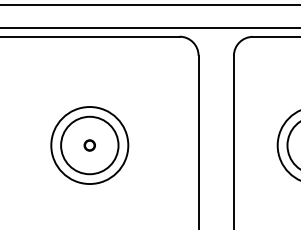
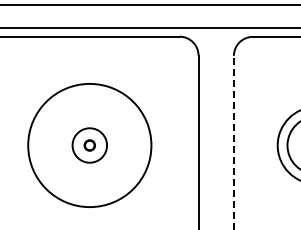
line: solid -> dashed (233, 142)
circle diameter: 57 px -> 34 px (89, 145)
circle diameter: 77 px -> 123 px (89, 145)
